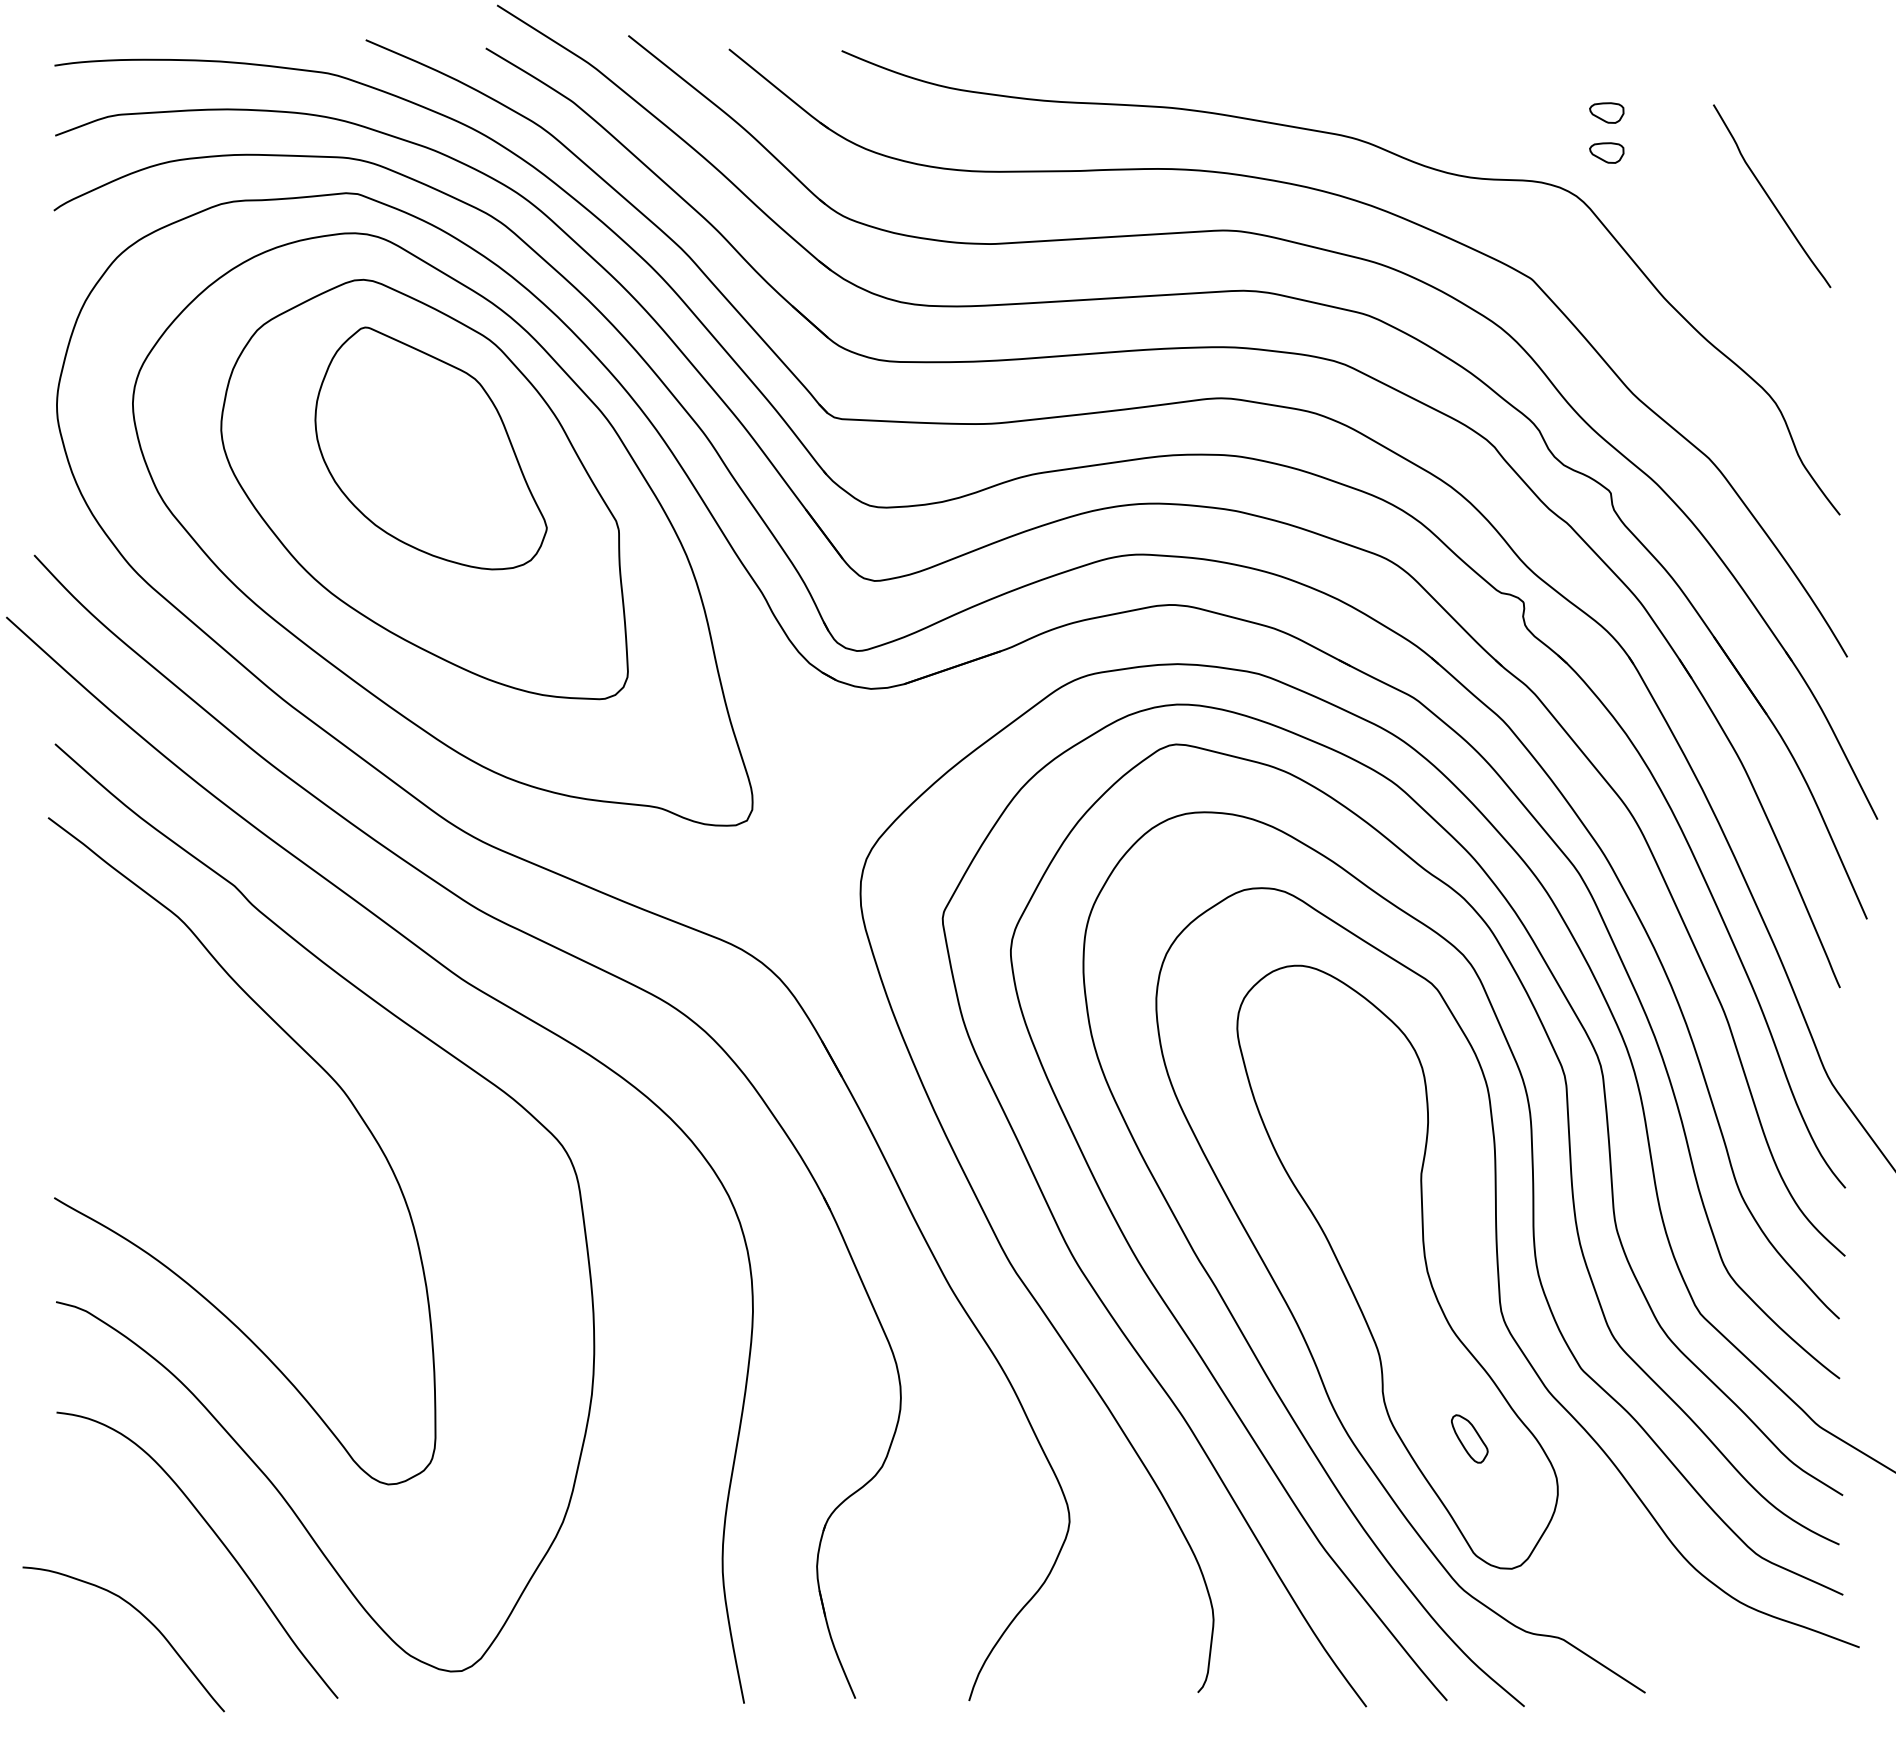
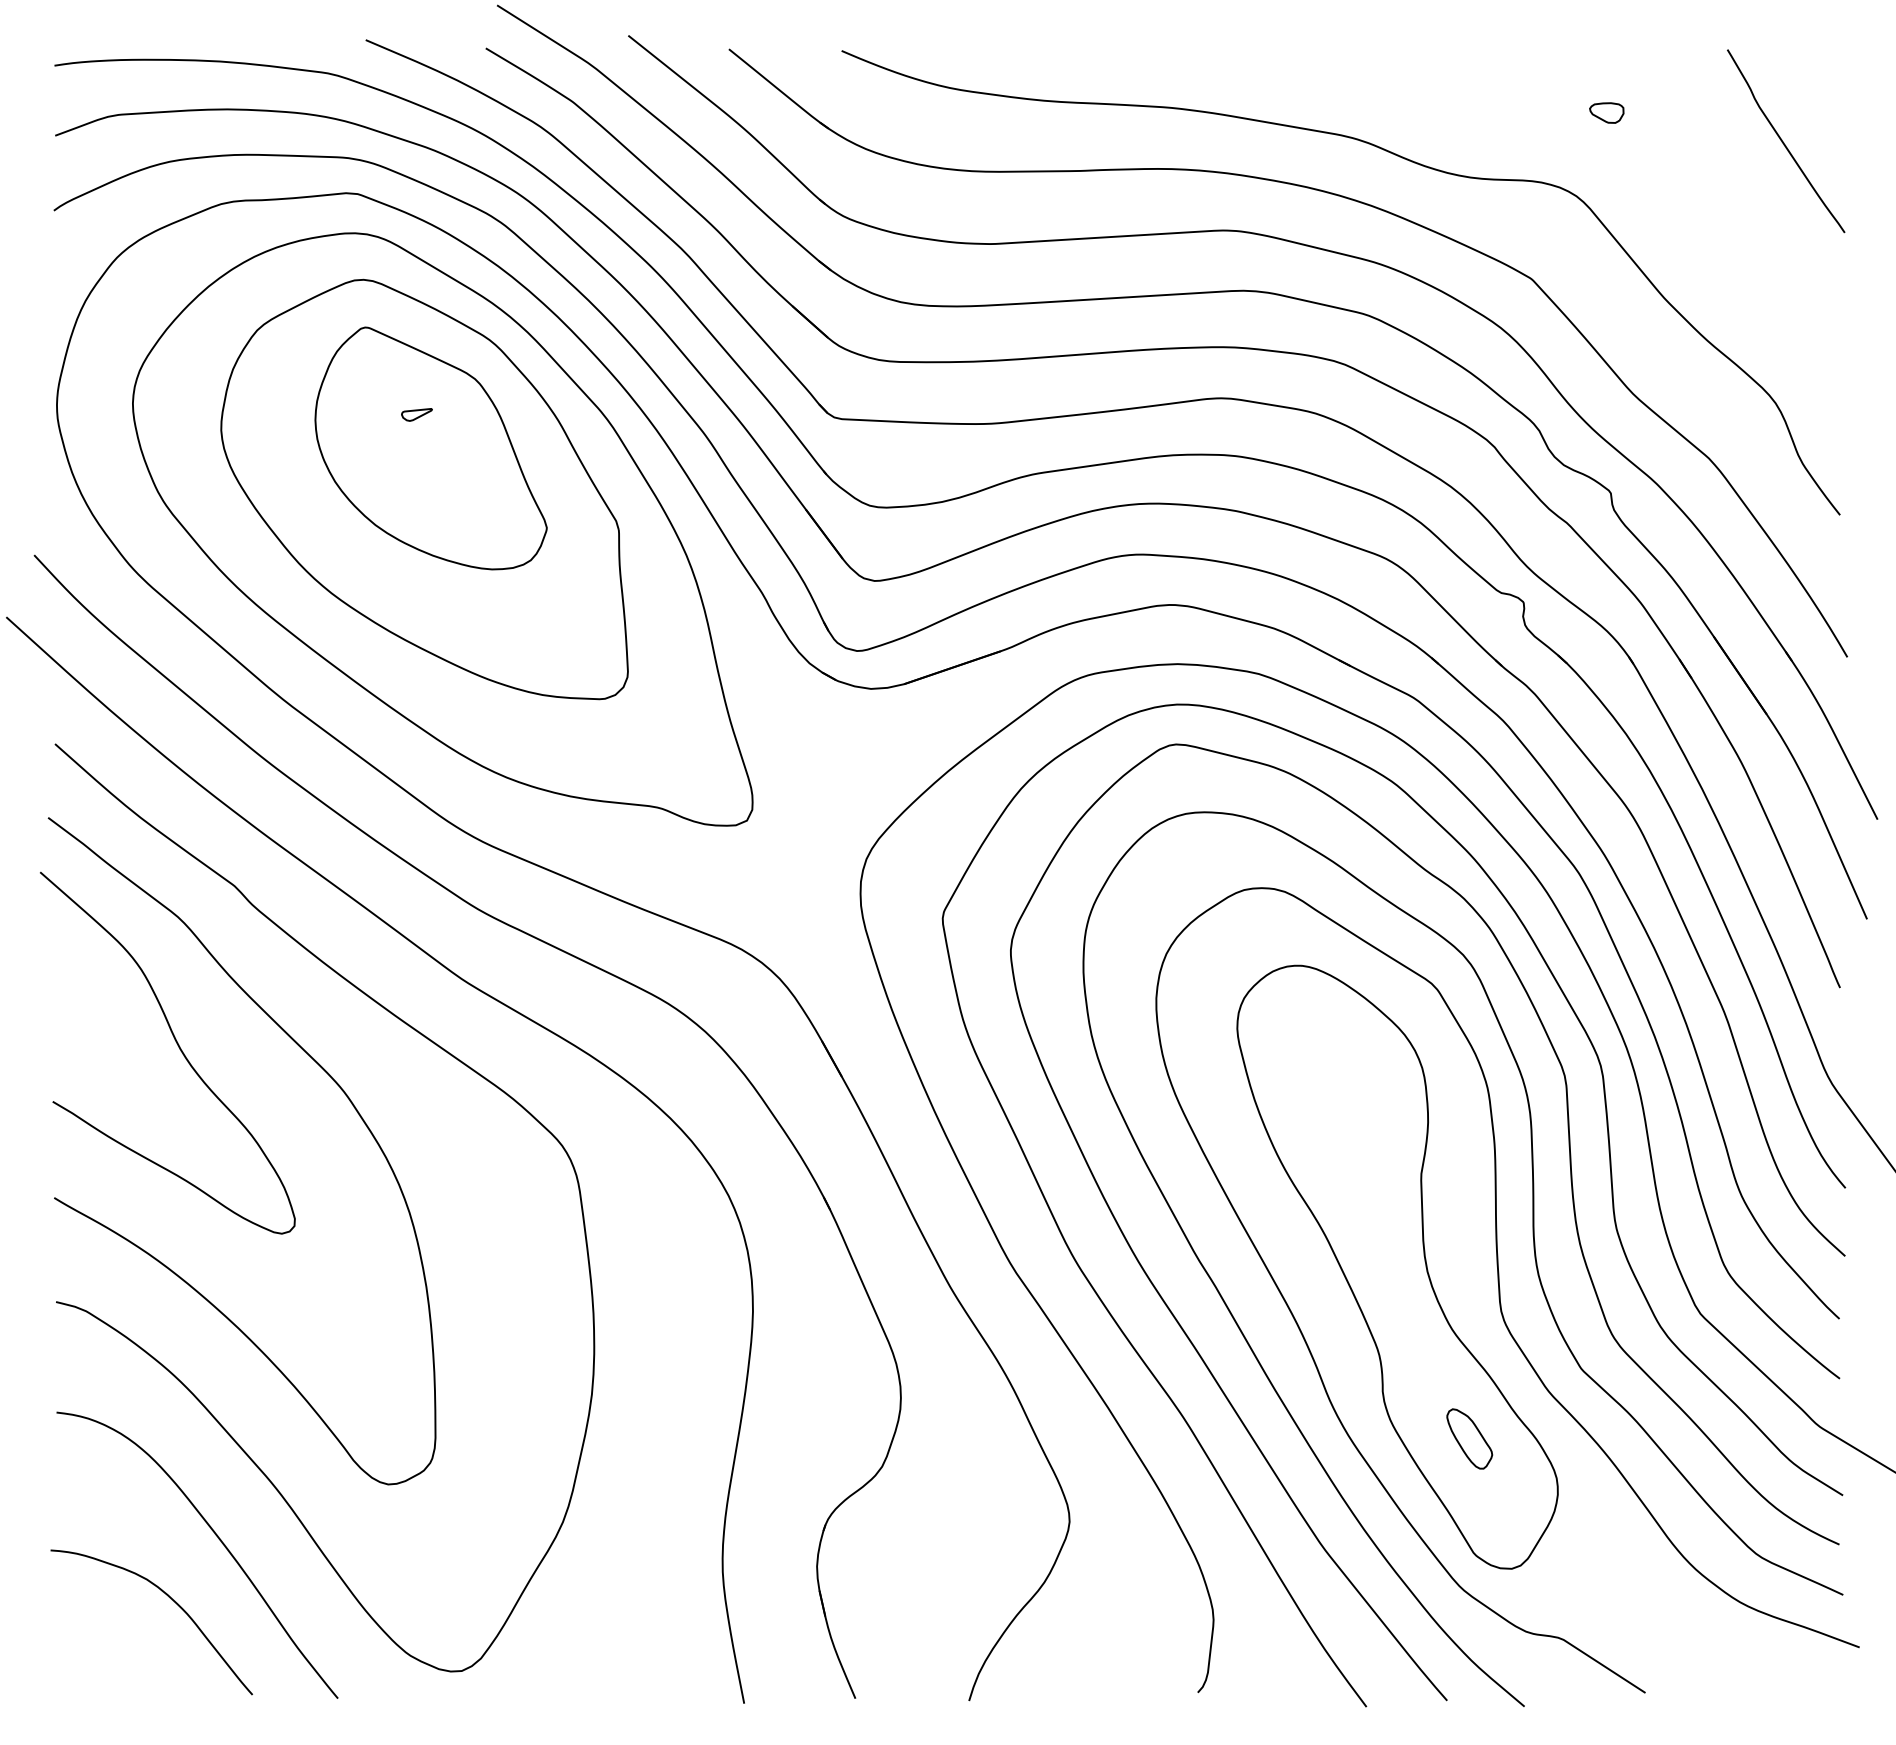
part: present -> none (1606, 152)
curve position: (1770, 197) -> (1784, 142) (1784, 142)
part: none -> present (416, 414)
curve: none -> present (178, 1047)
part size: 38x50 px -> 48x62 px (1469, 1438)
curve position: (141, 1615) -> (169, 1598) (169, 1598)
